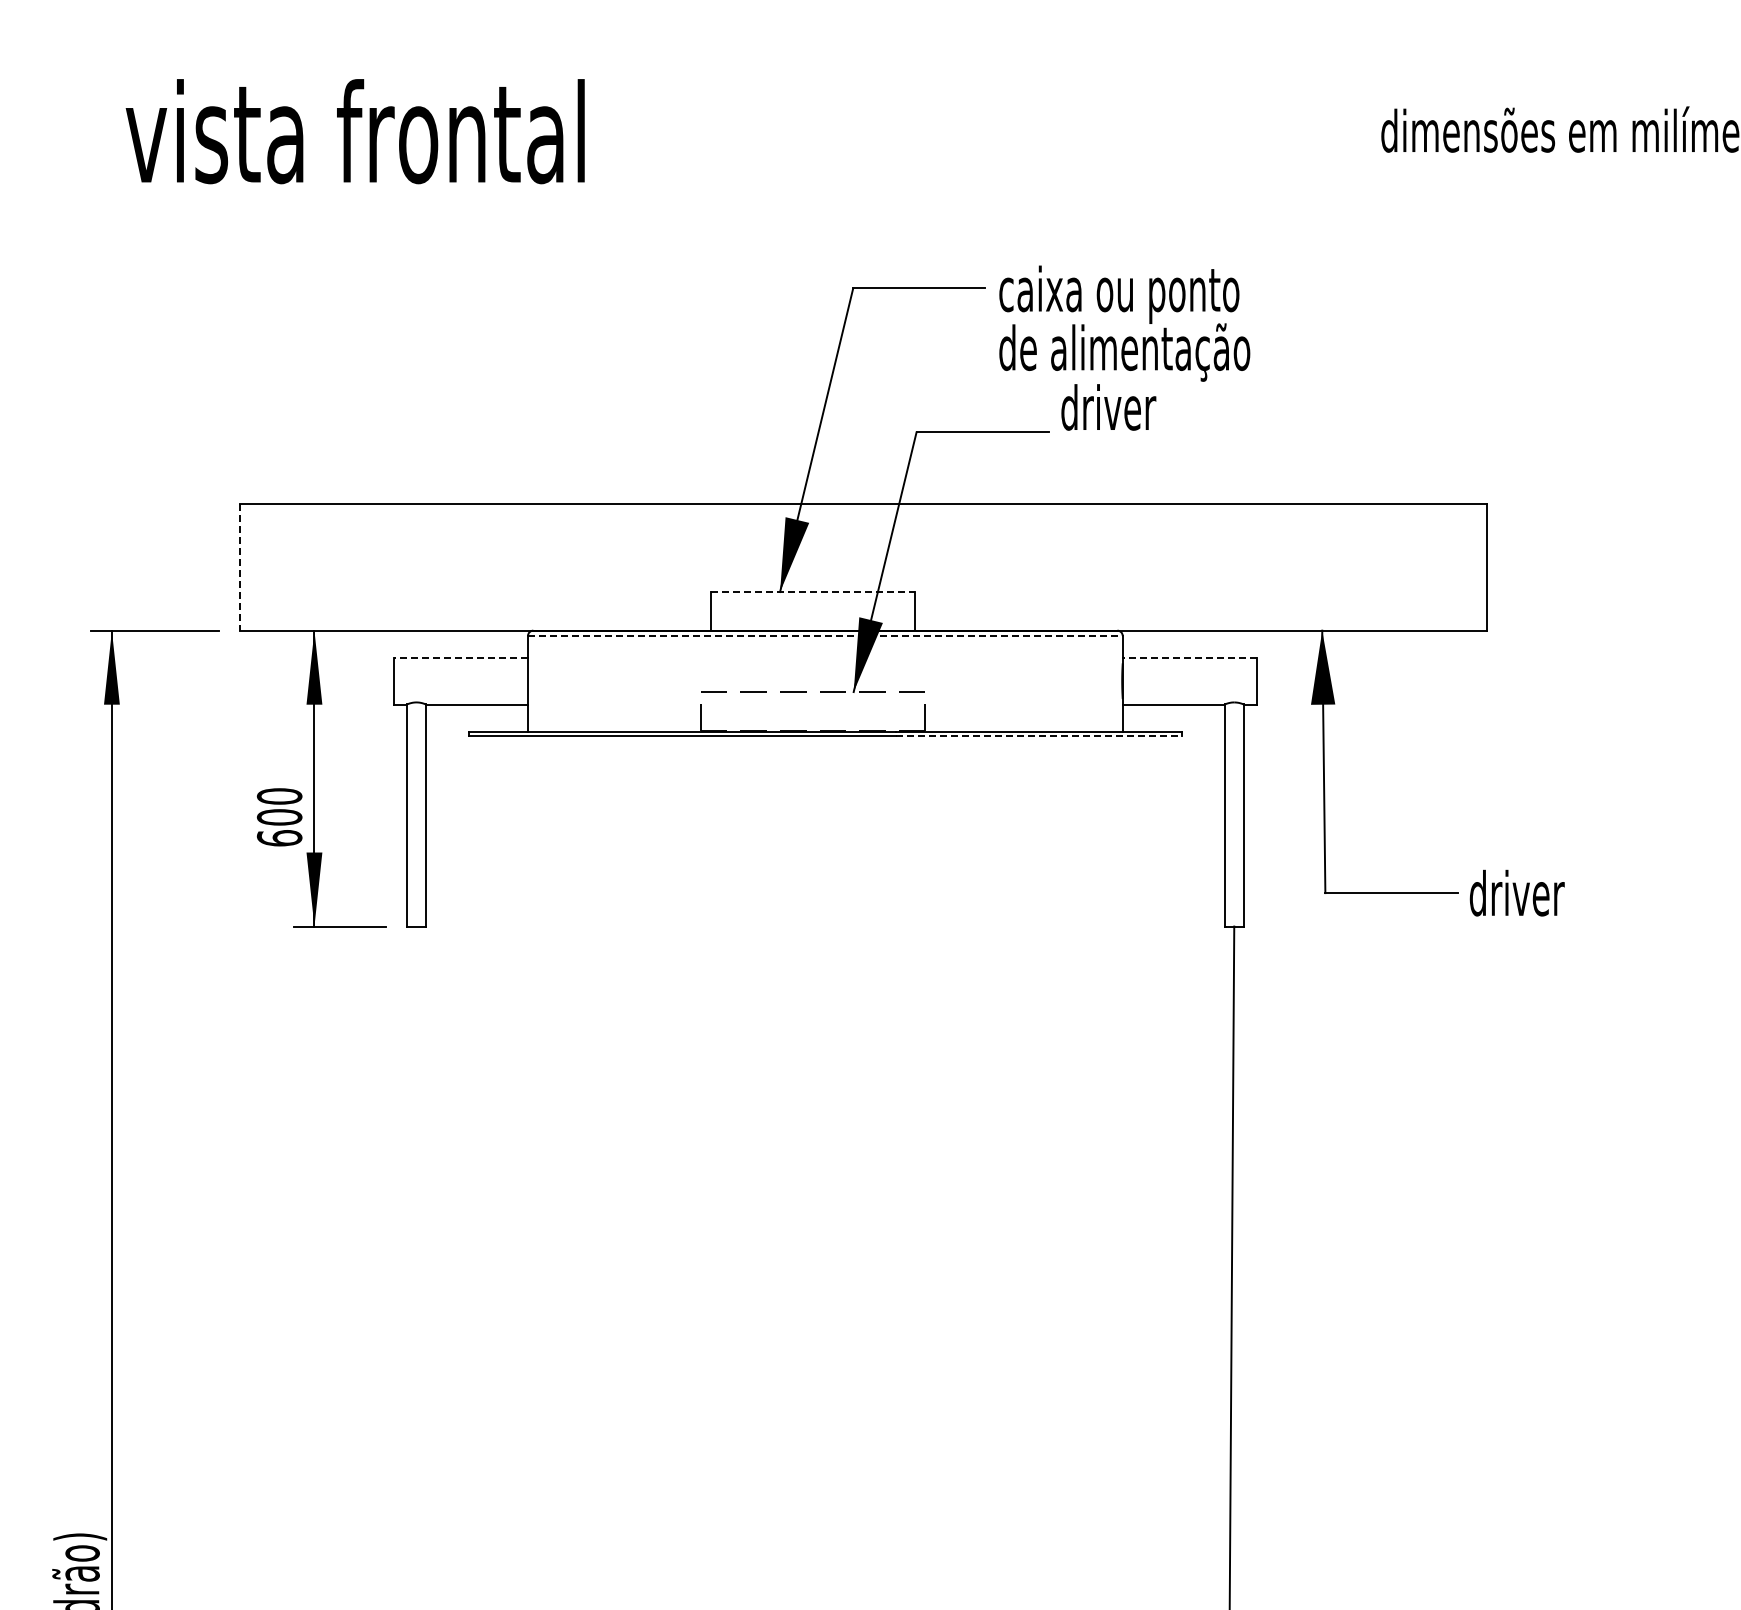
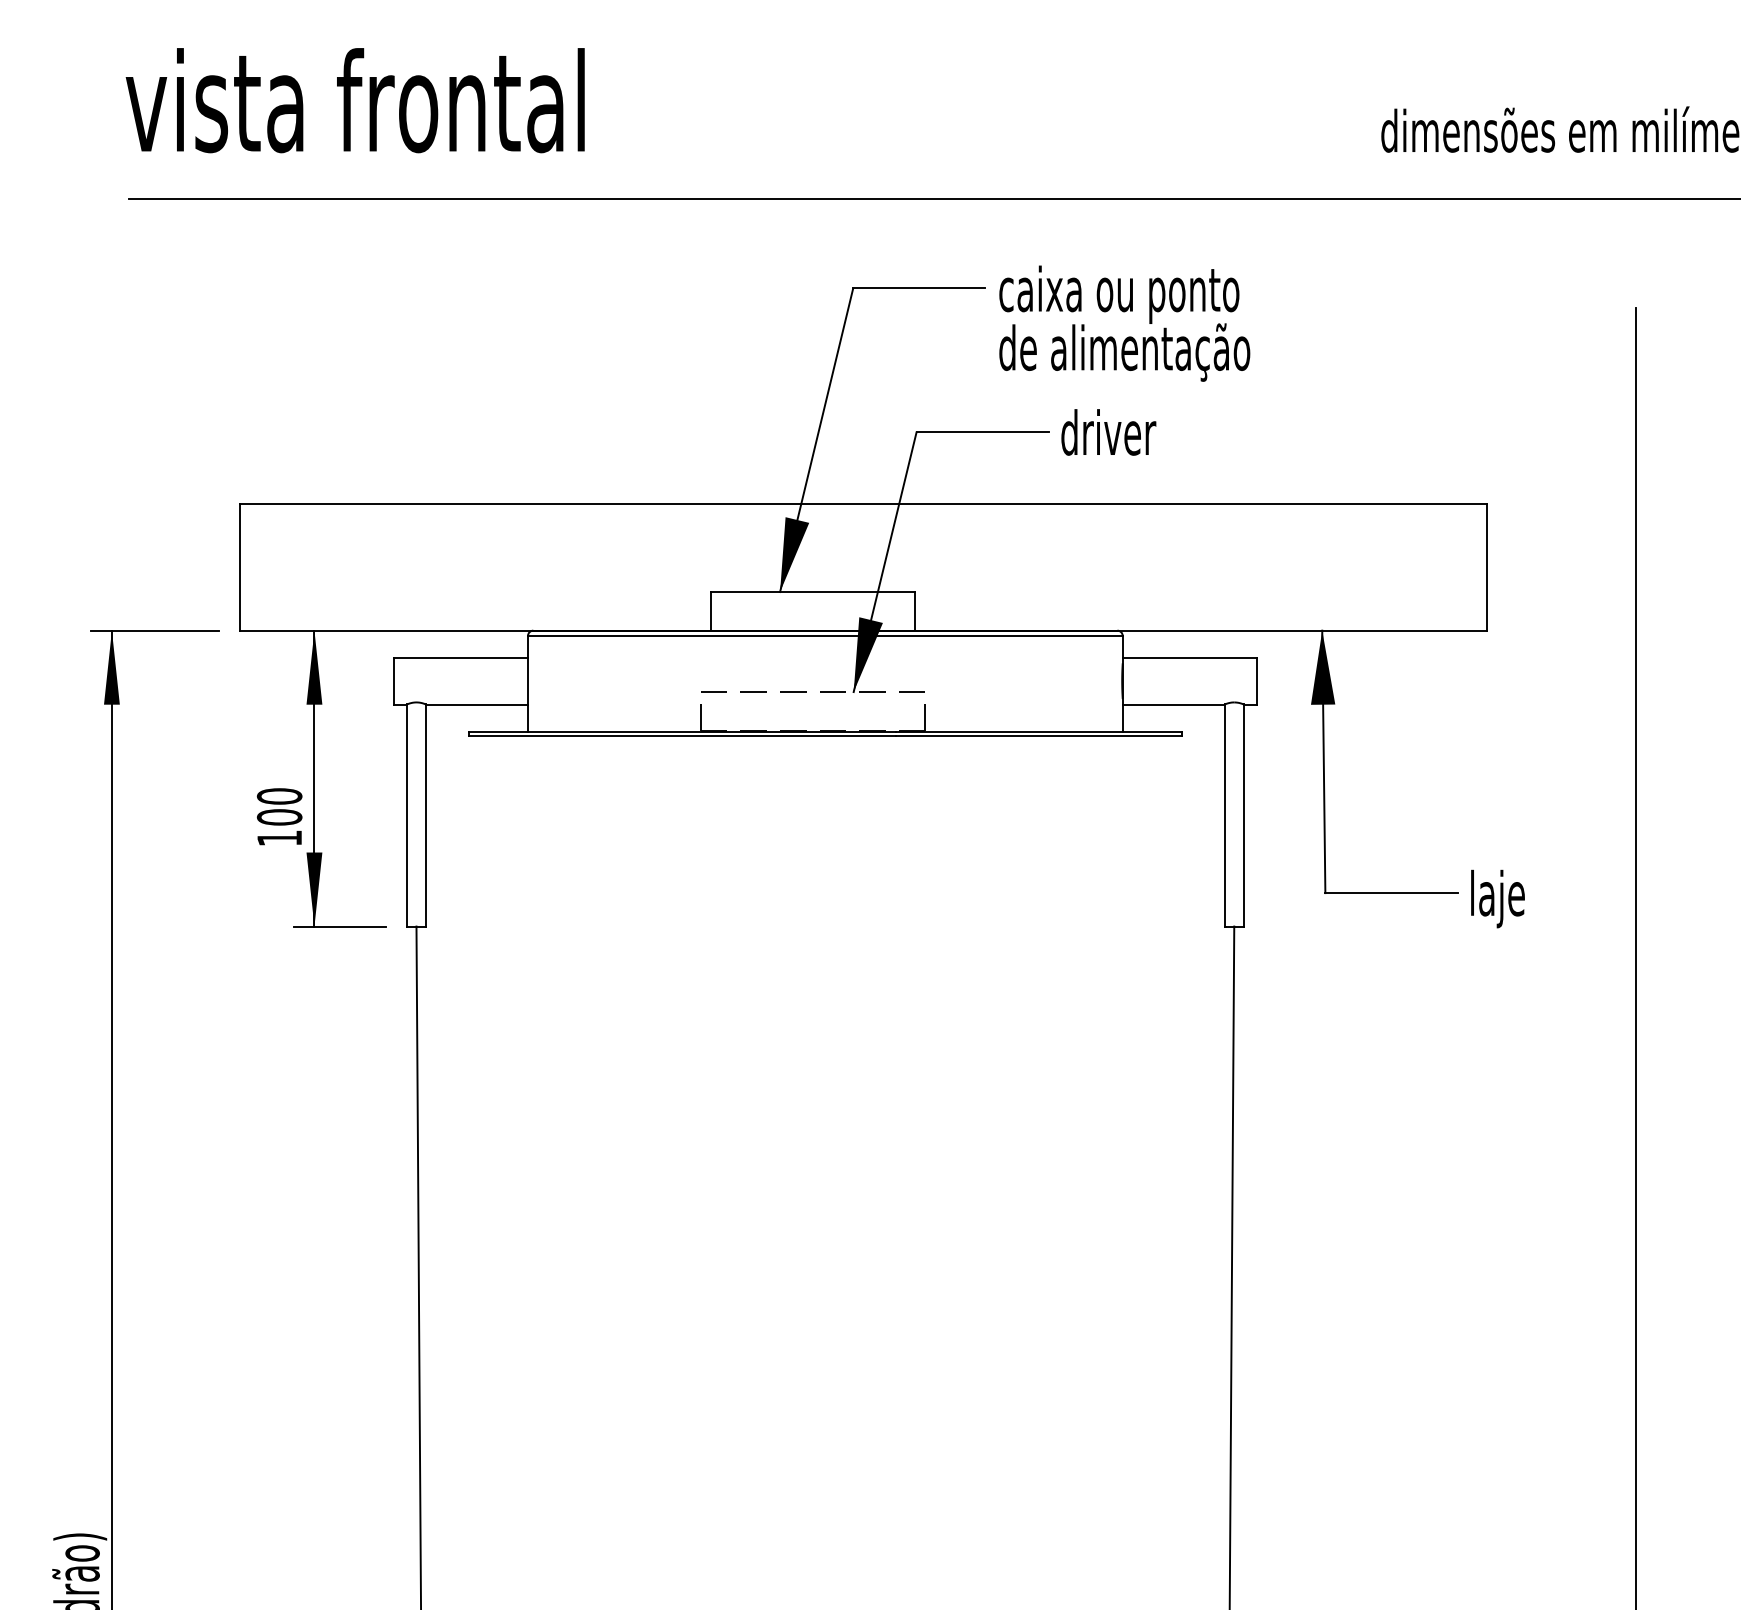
text position: (354, 131) -> (354, 100) (354, 100)
line: none -> present (932, 198)
text position: (1108, 407) -> (1108, 432) (1108, 432)
line: dashed -> solid (239, 567)
line: dashed -> solid (812, 592)
line: dashed -> solid (825, 636)
line: dashed -> solid (461, 657)
line: dashed -> solid (1189, 657)
line: dashed -> solid (1039, 736)
text: 600 -> 100 (279, 838)
text: driver -> laje (1516, 898)
line: none -> present (1636, 956)
line: none -> present (418, 1266)
